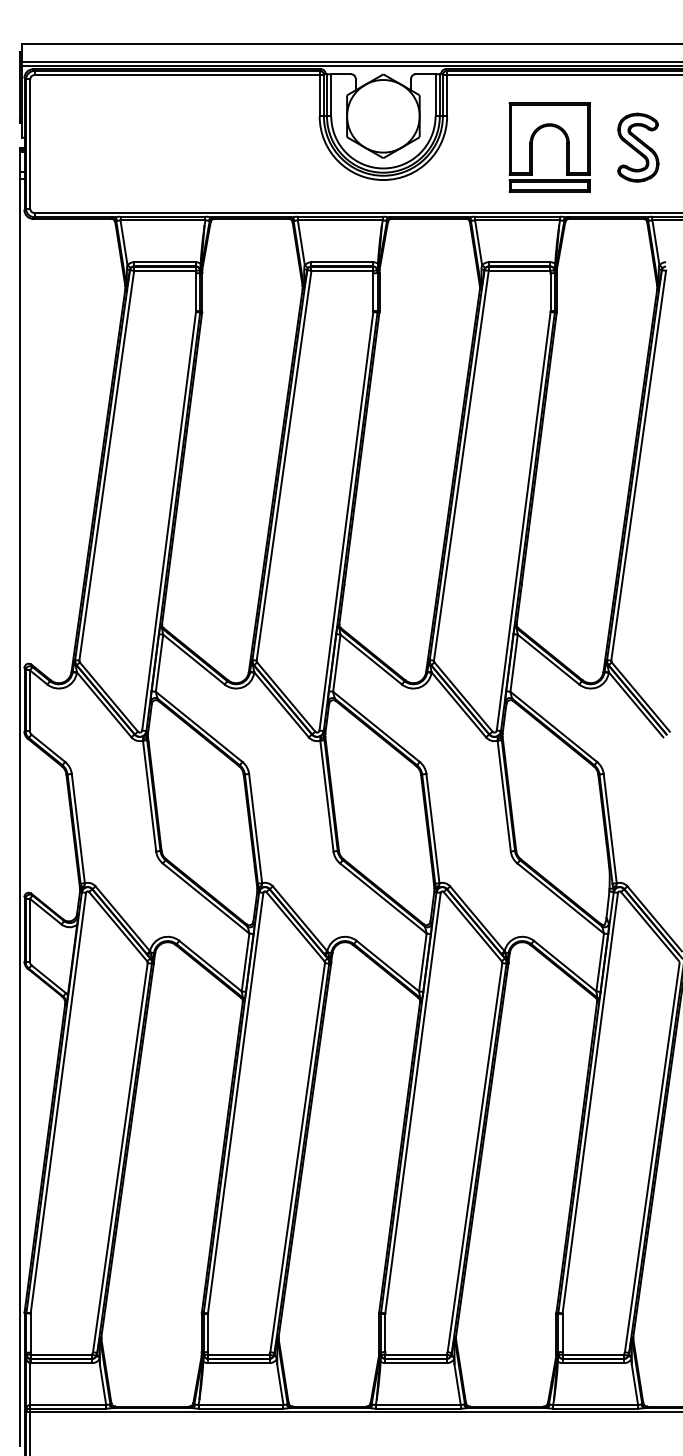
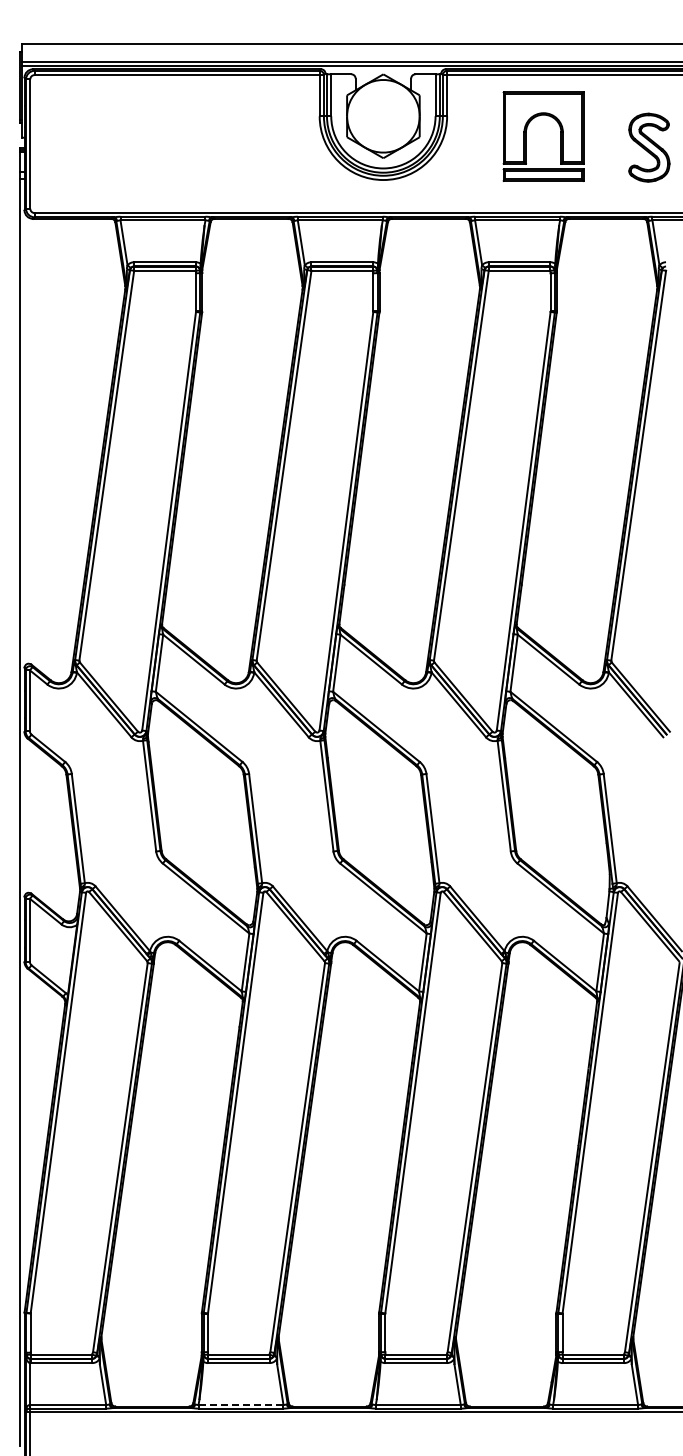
part position: (532, 147) -> (526, 136) (526, 136)
part position: (638, 147) -> (649, 147) (649, 147)
line: solid -> dashed (241, 1404)
